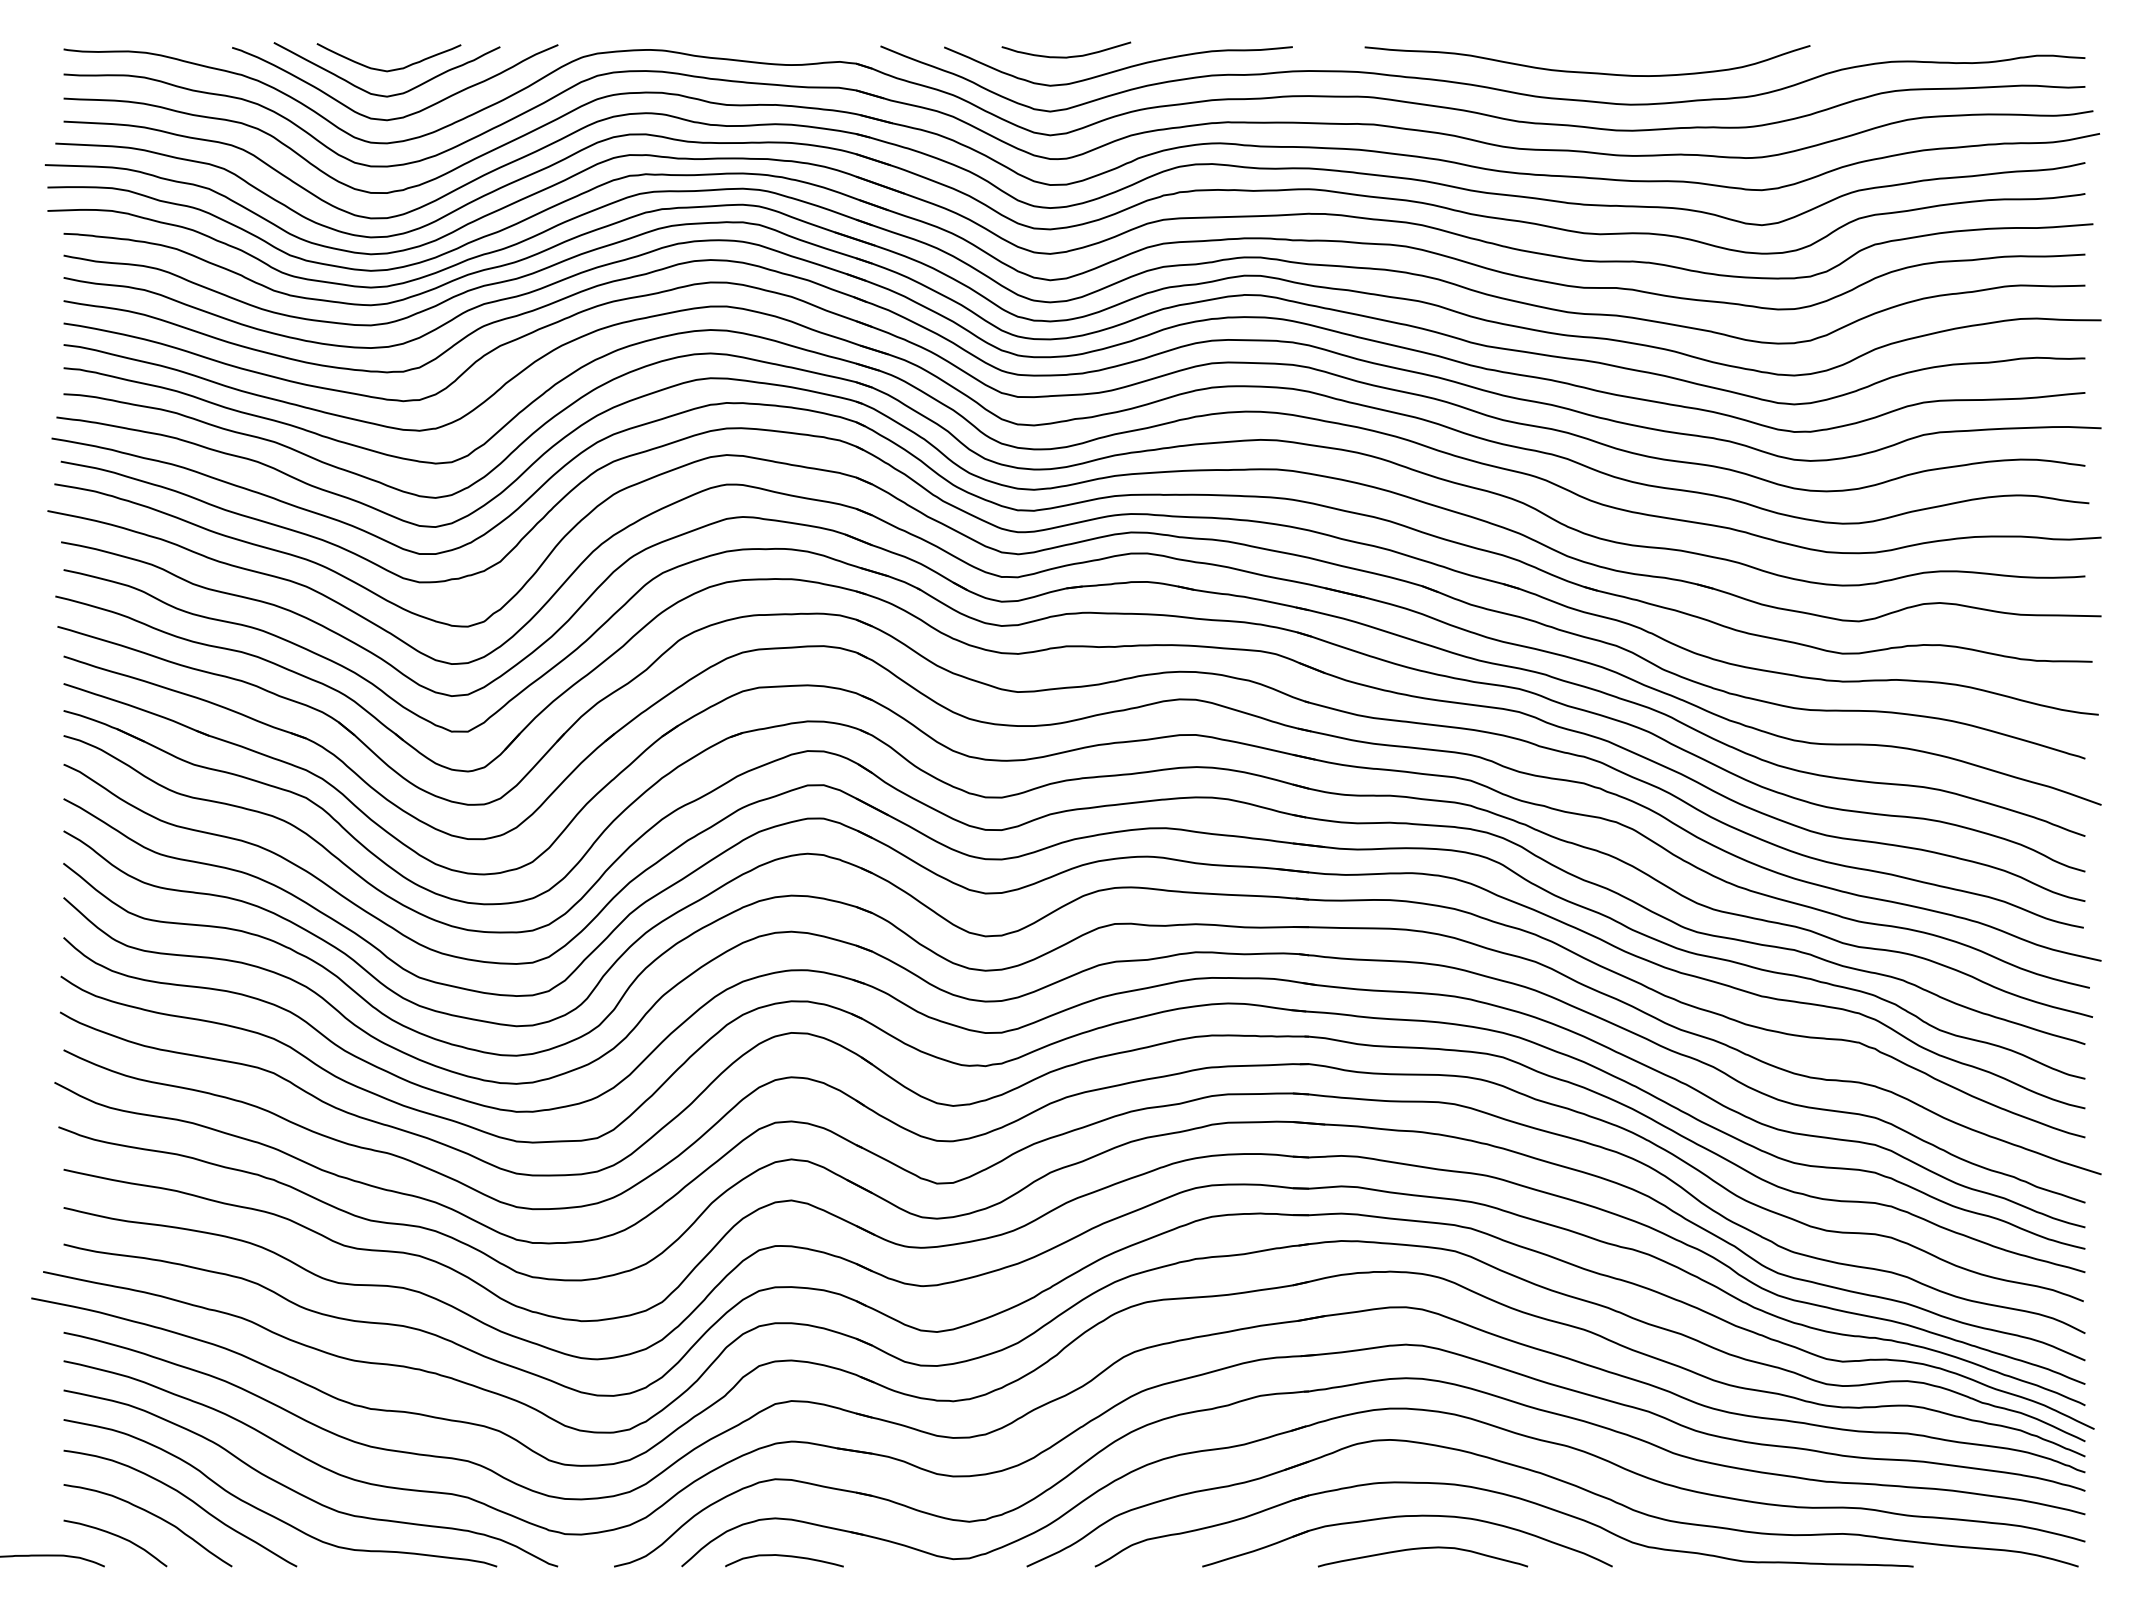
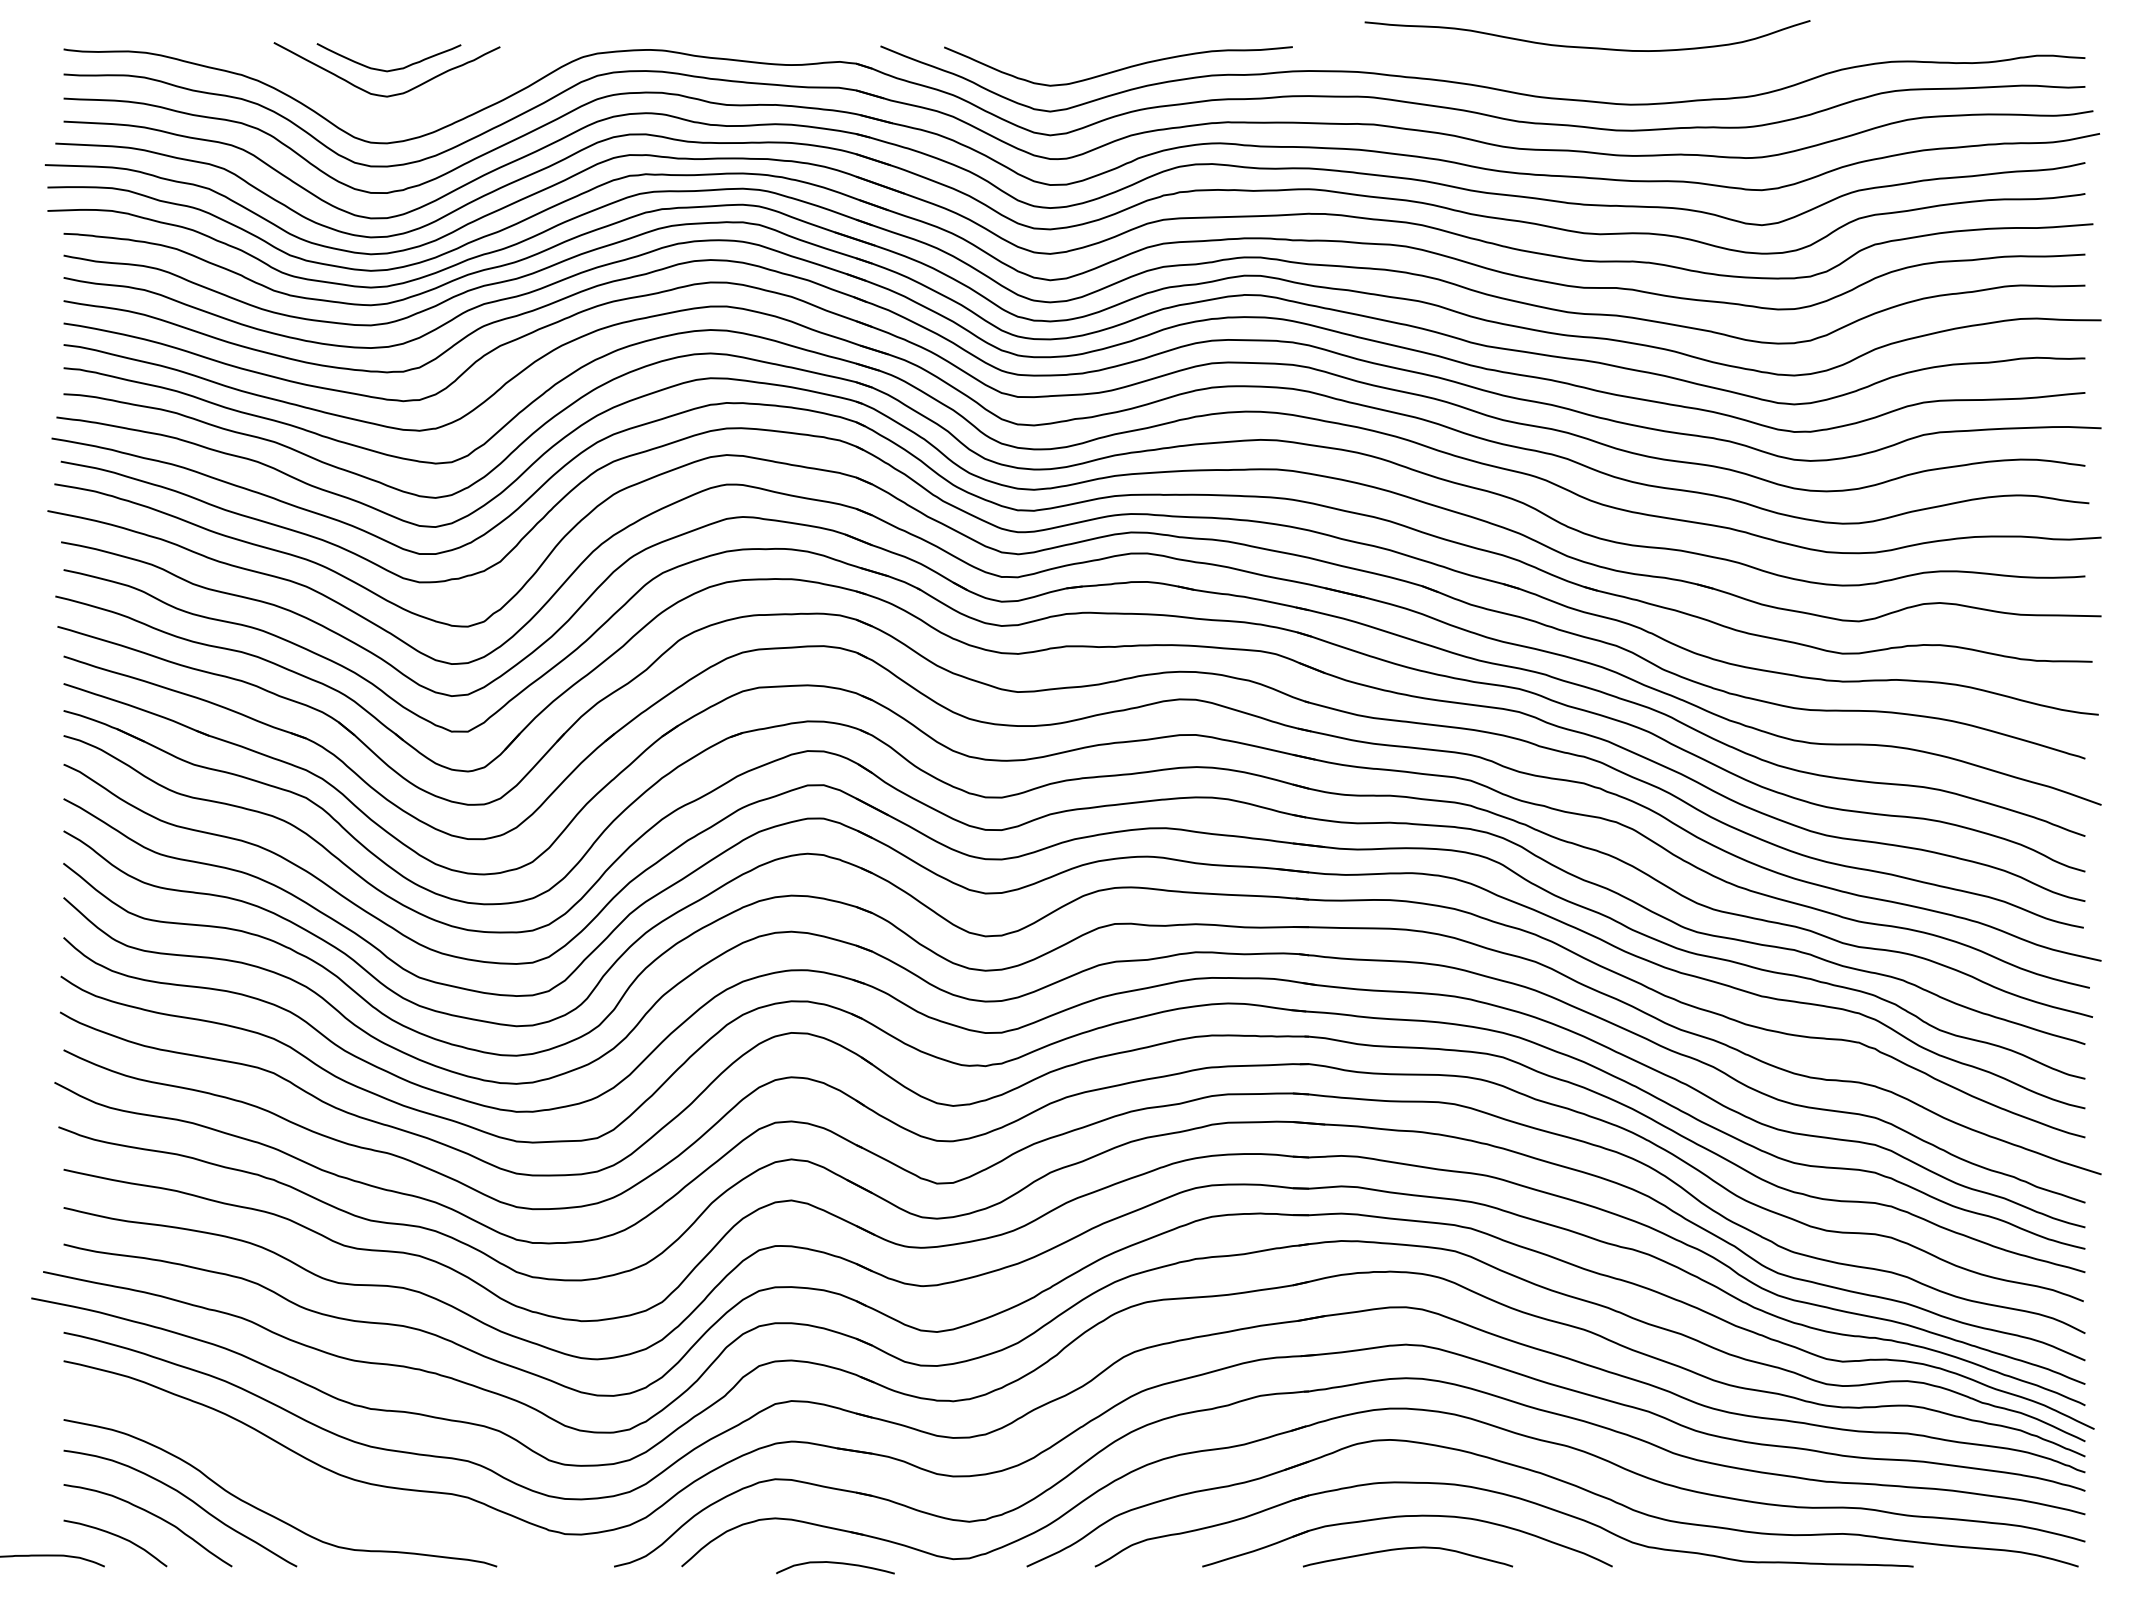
curve: present -> none (1066, 56)
curve position: (1587, 71) -> (1587, 46) (1587, 46)
curve: present -> none (407, 114)
curve: present -> none (303, 1494)
curve position: (1422, 1549) -> (1407, 1549) (1407, 1549)
curve position: (784, 1556) -> (835, 1563) (835, 1563)
